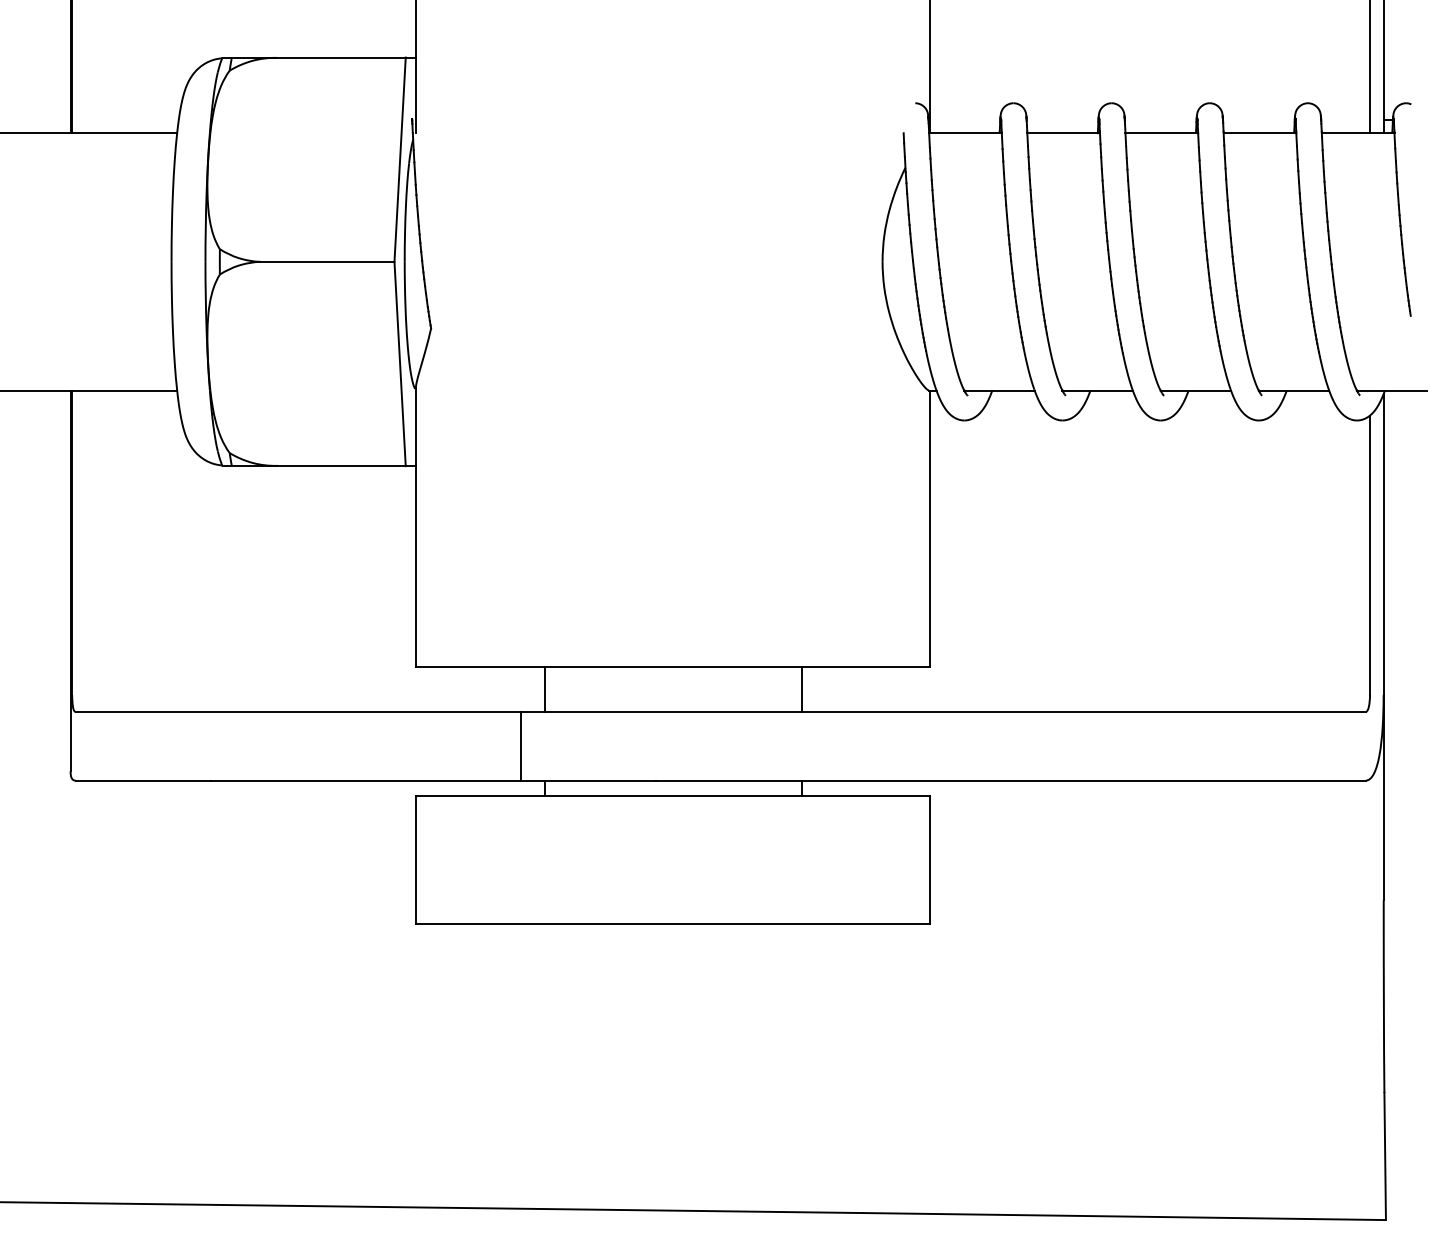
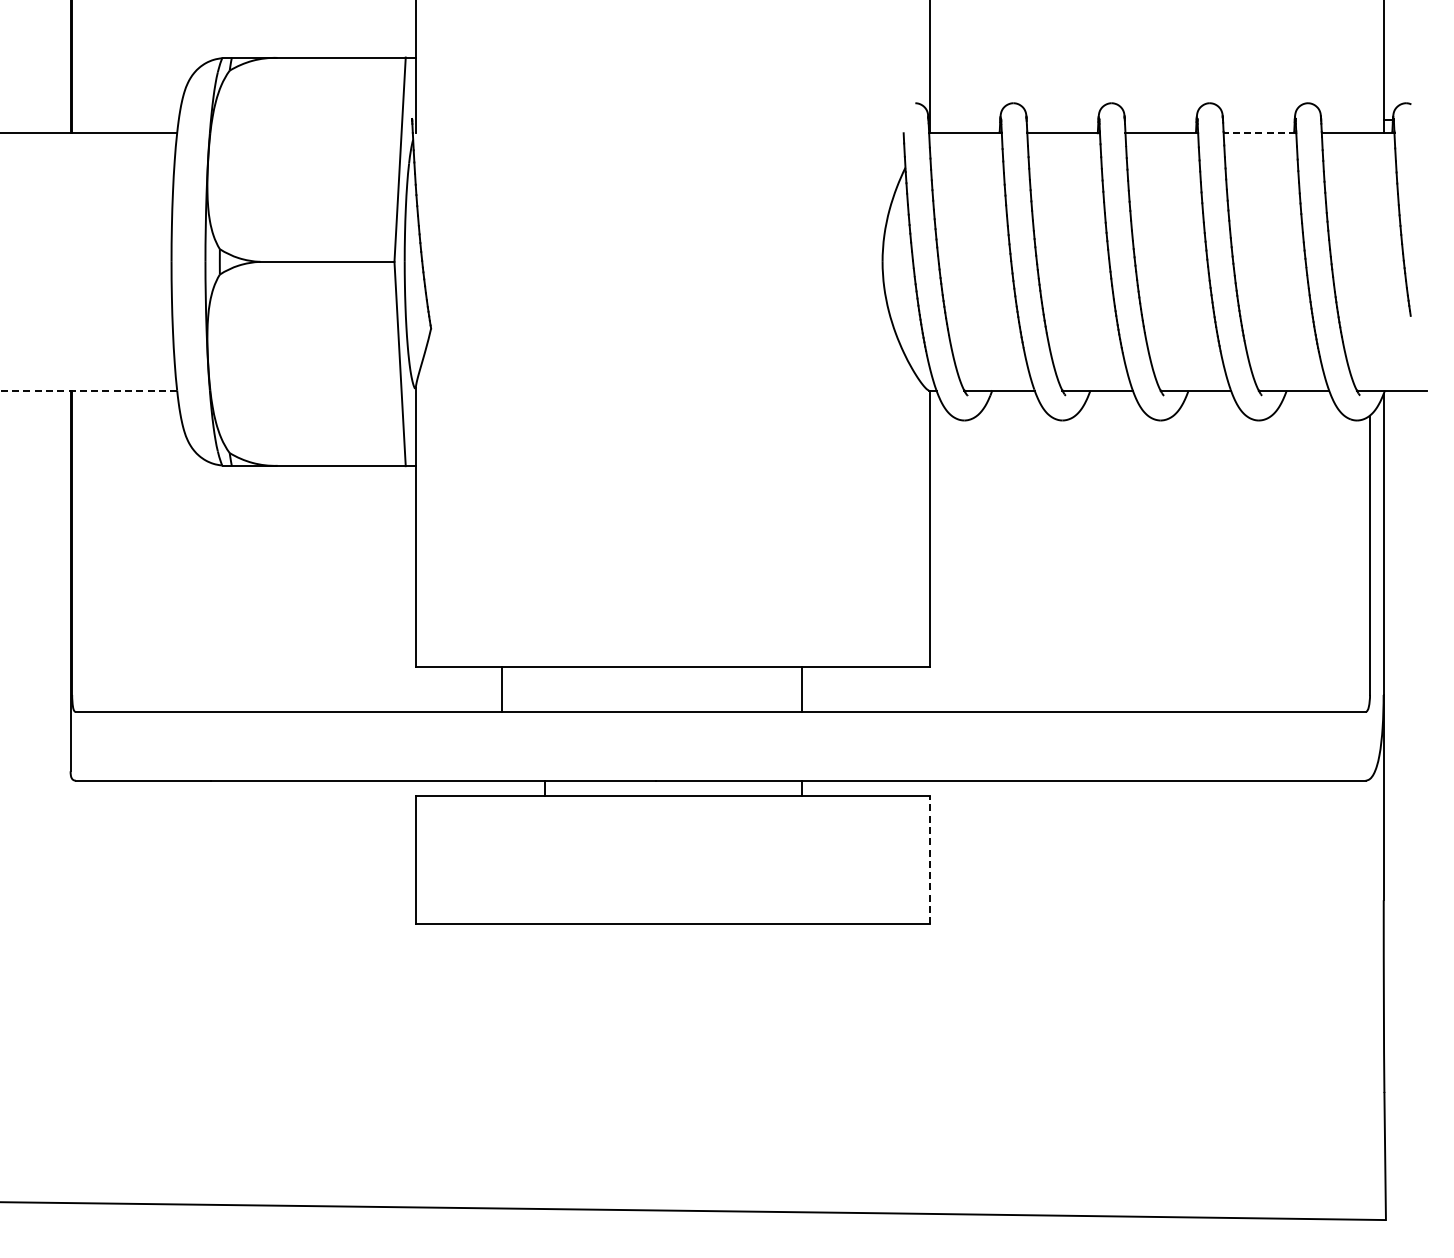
line: present -> none (1370, 67)
line: solid -> dashed (1259, 133)
line: solid -> dashed (88, 390)
line position: (544, 689) -> (501, 689) (501, 689)
line: present -> none (520, 746)
line: solid -> dashed (930, 859)
